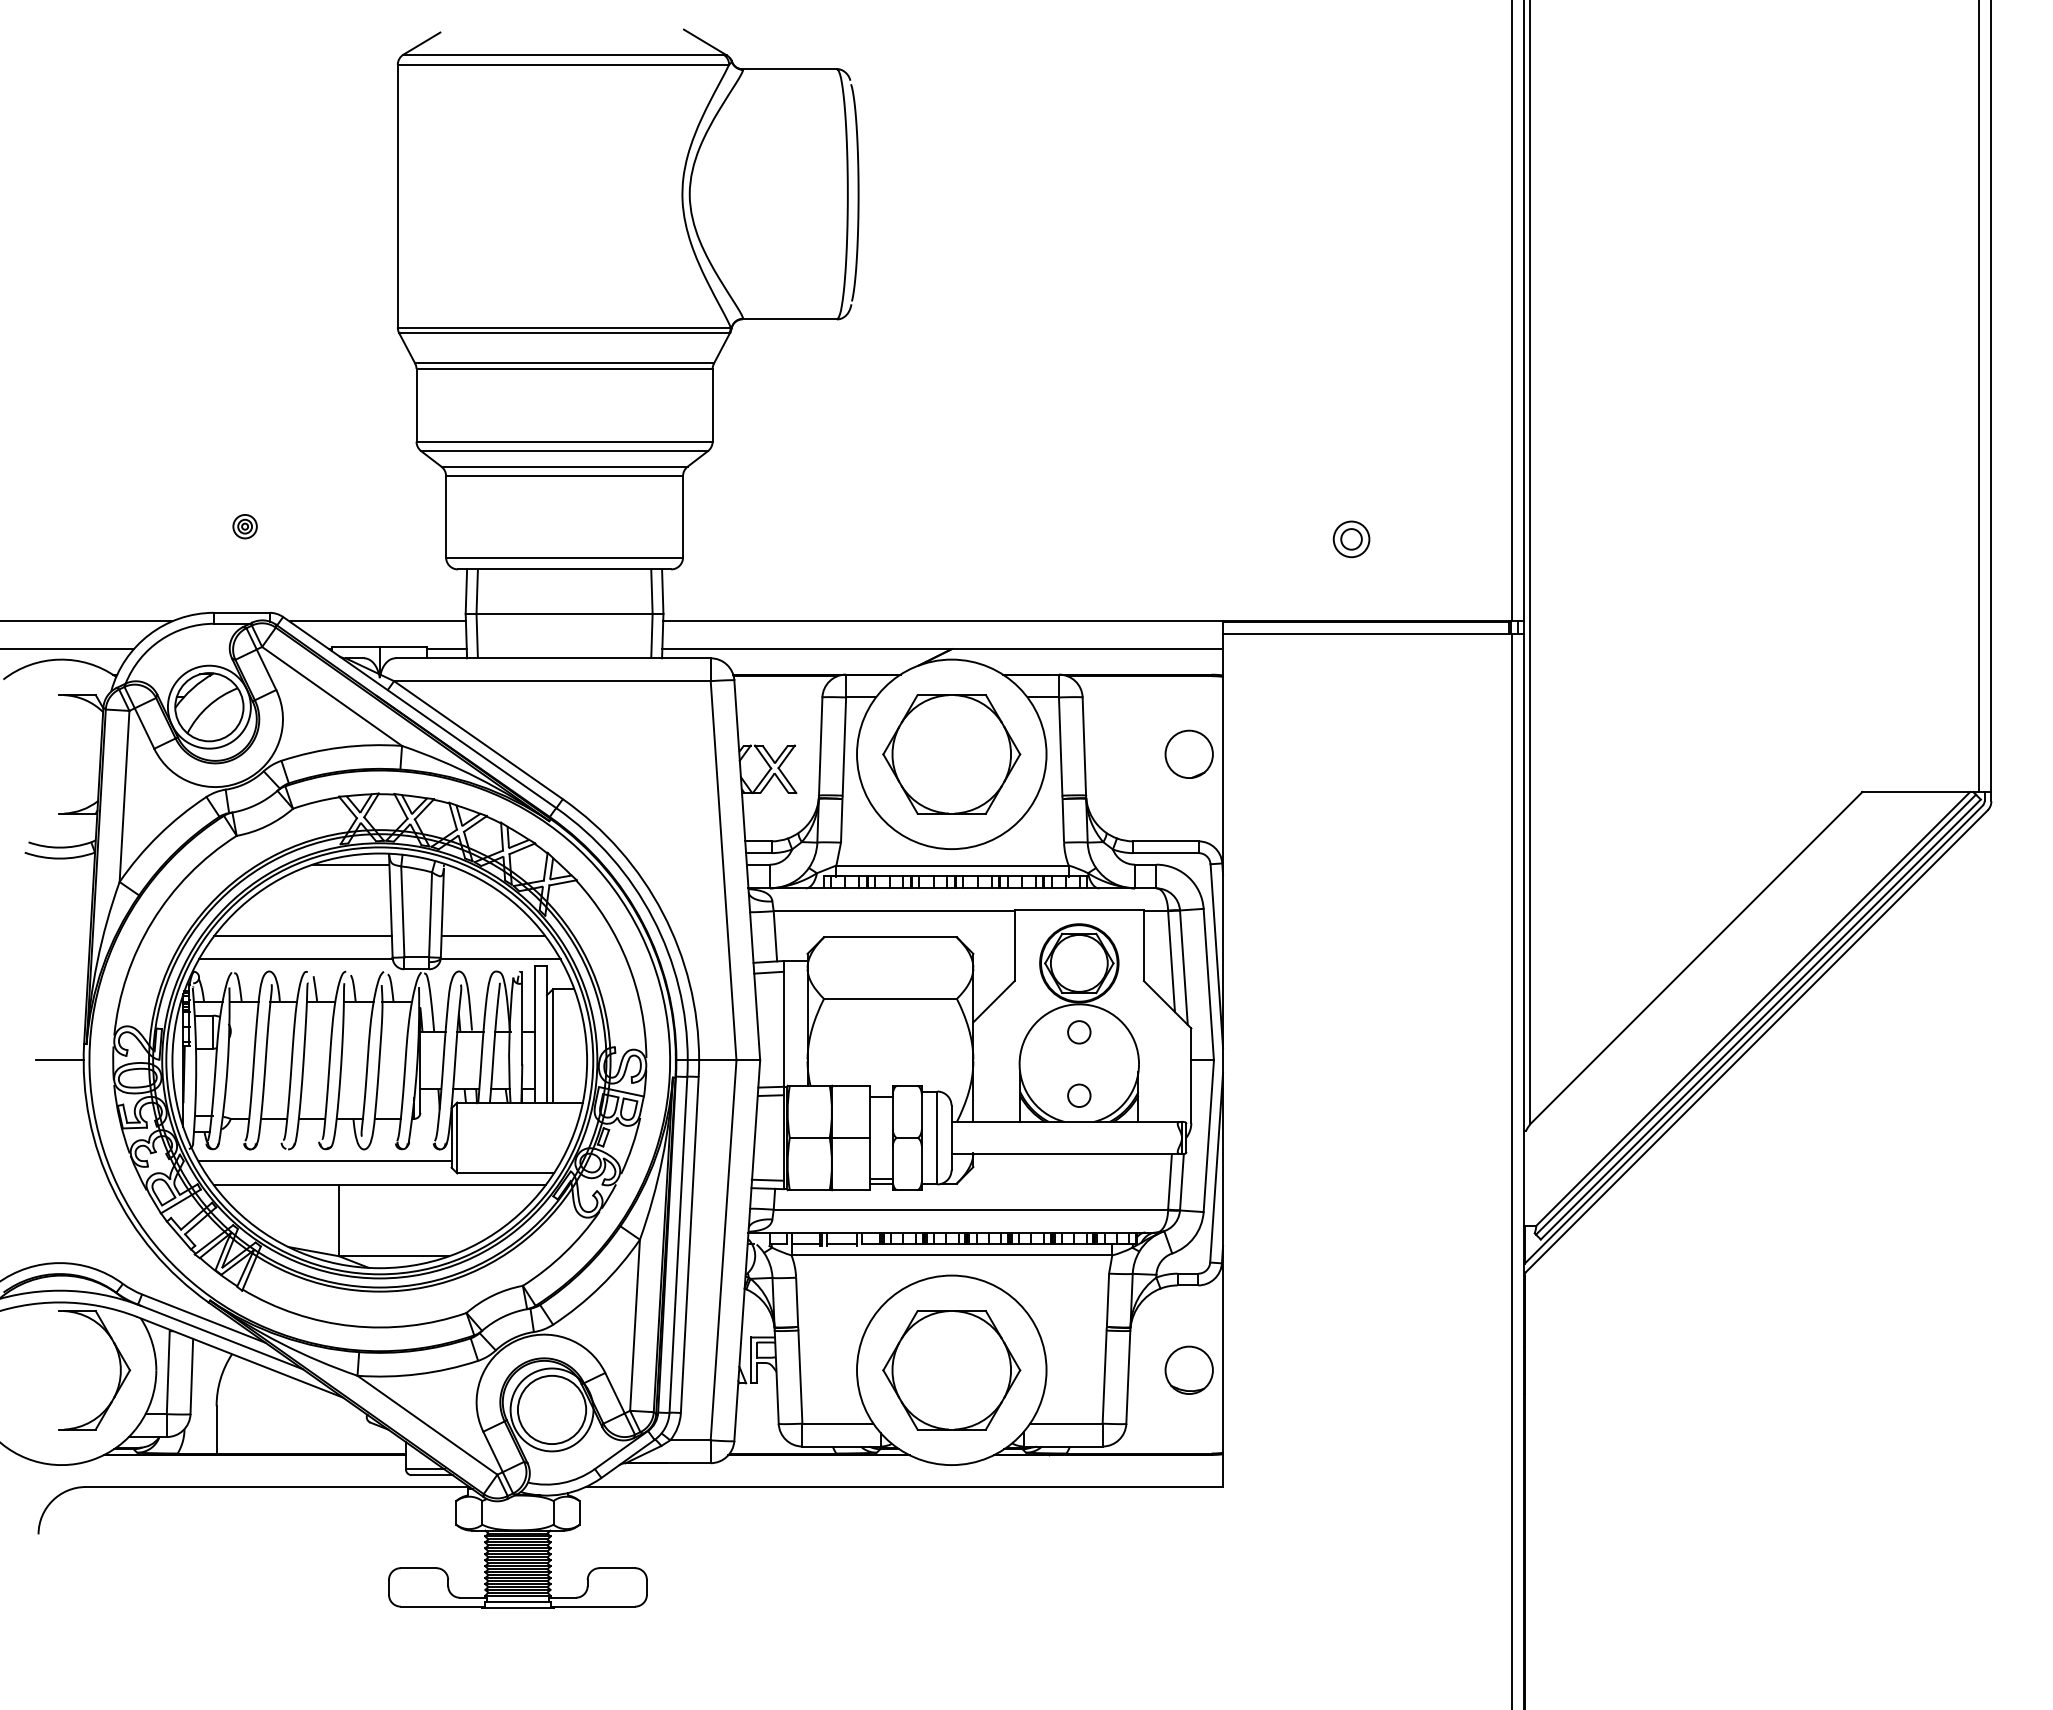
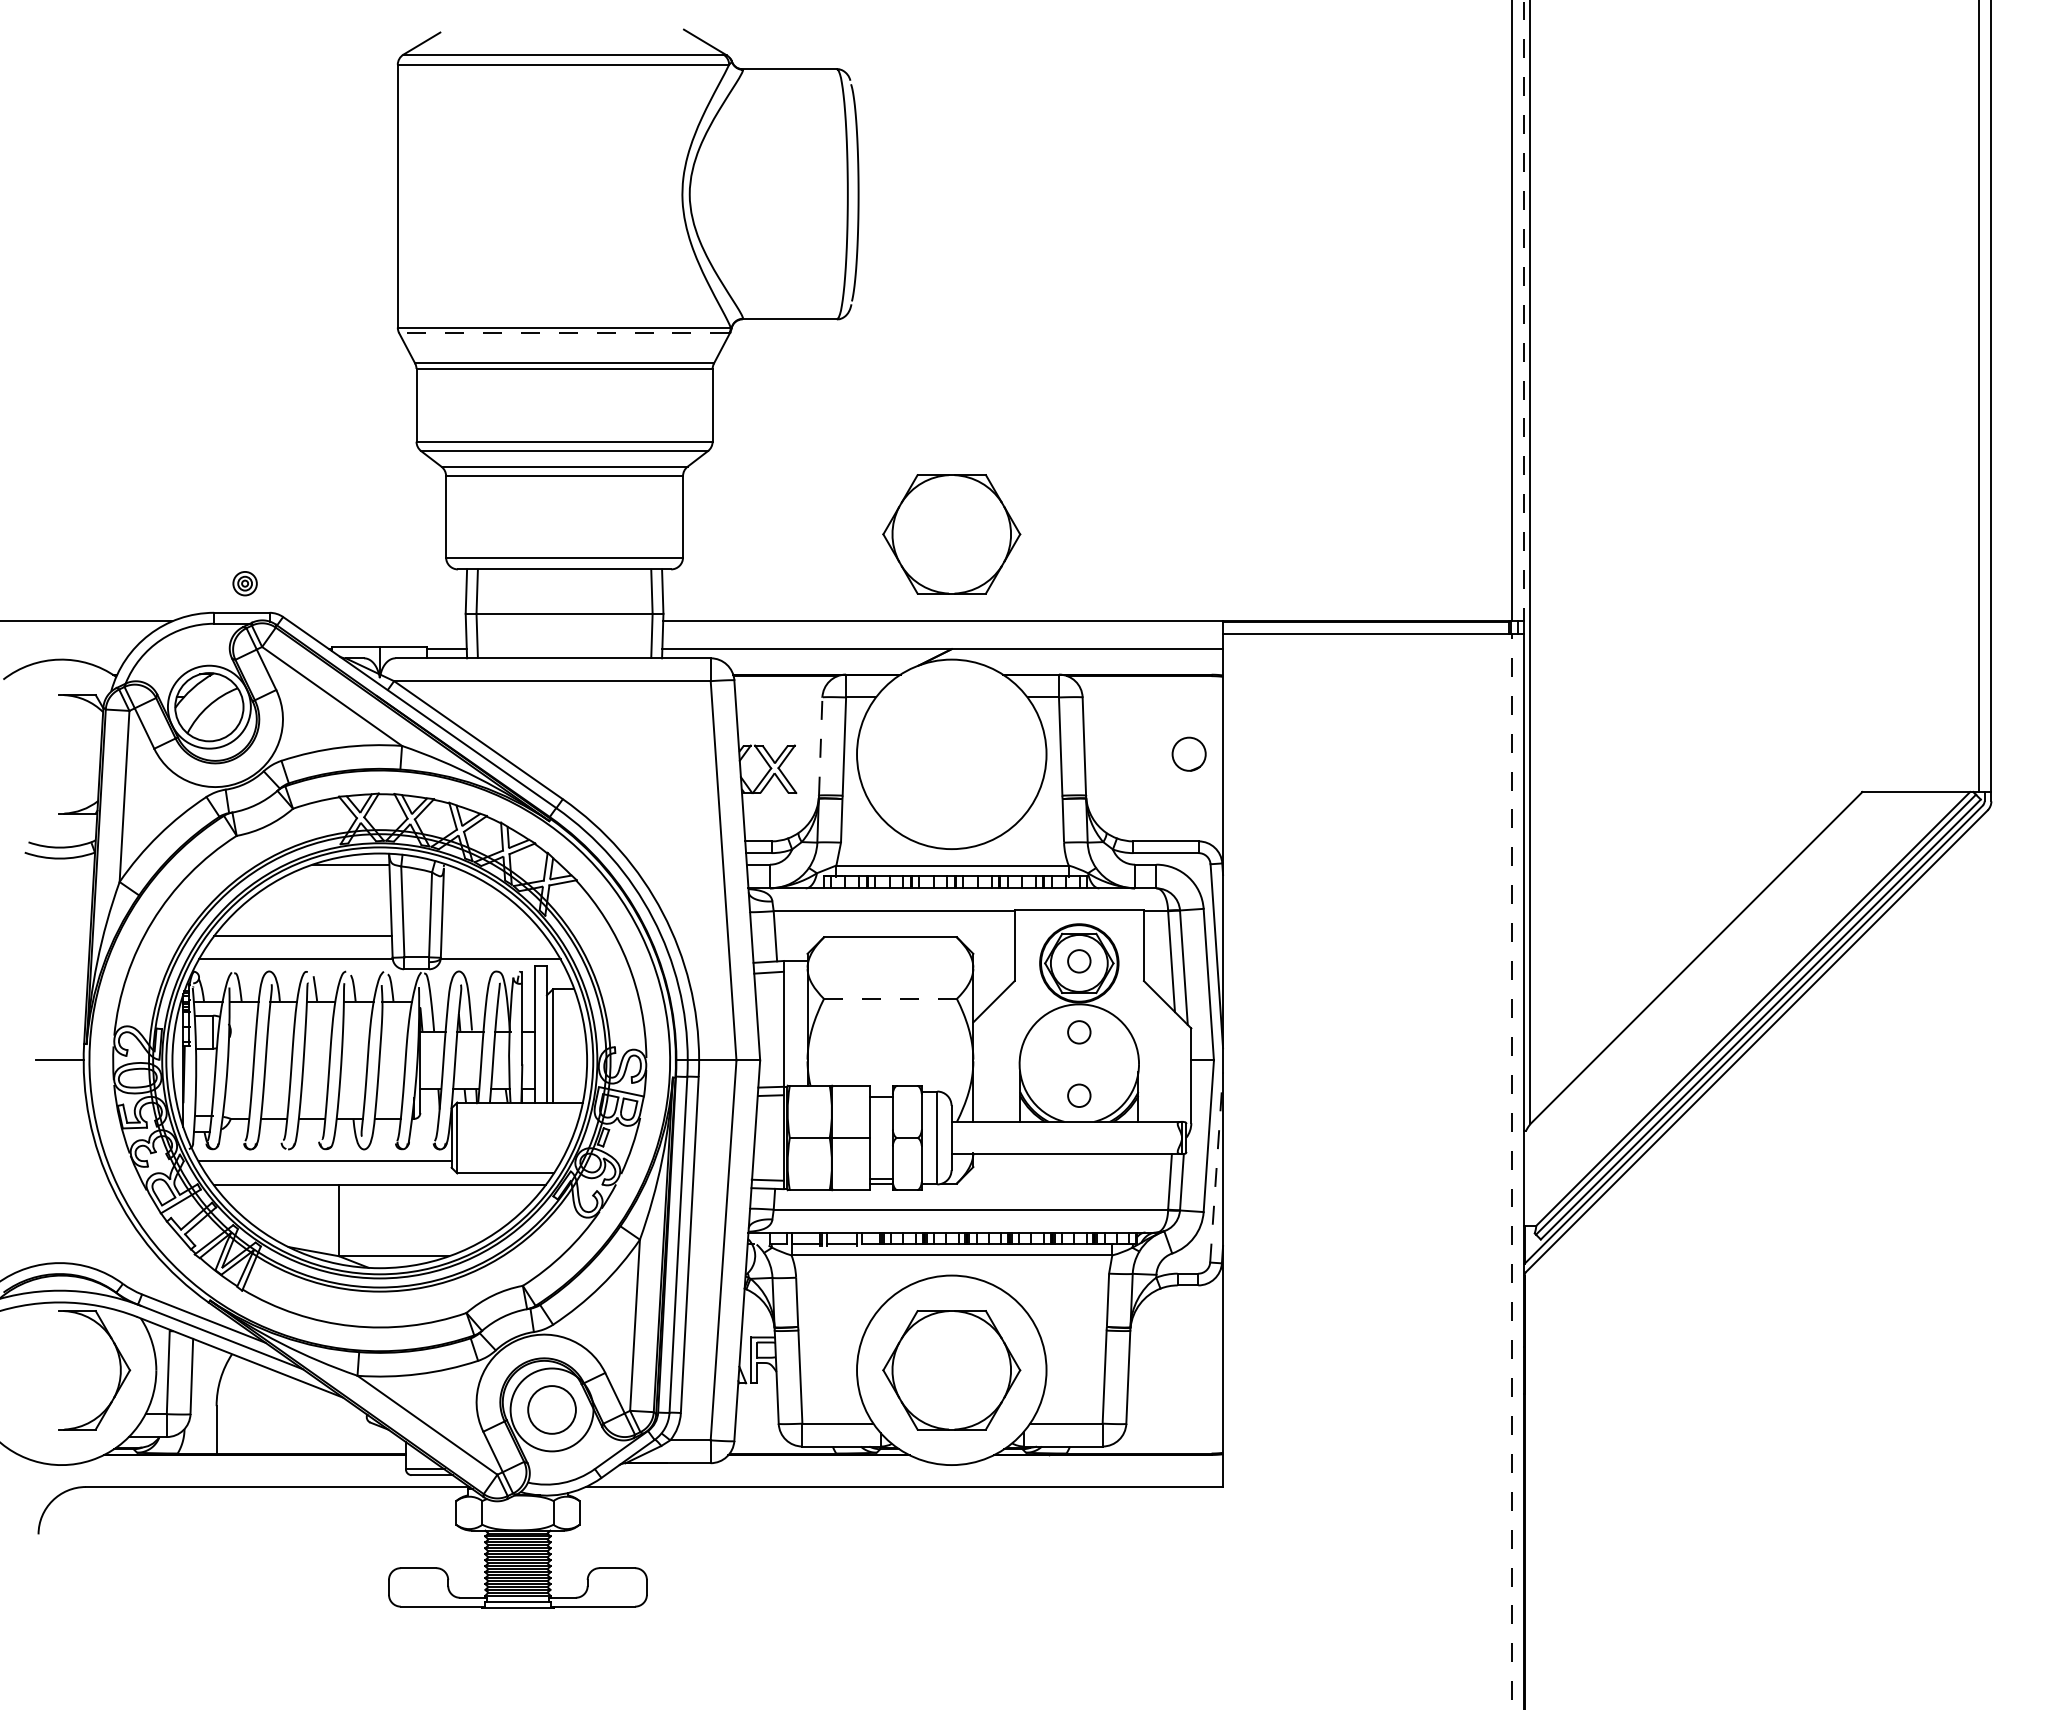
line: solid -> dashed (1524, 311)
line: solid -> dashed (563, 333)
part position: (244, 526) -> (244, 583) (244, 583)
part: present -> none (1351, 539)
line: present -> none (377, 621)
line: present -> none (67, 649)
line: solid -> dashed (820, 746)
circle size: 50x50 px -> 36x36 px (1188, 753)
part position: (951, 754) -> (951, 534) (951, 534)
line: present -> none (493, 935)
circle: none -> present (1079, 961)
line: solid -> dashed (890, 998)
line: solid -> dashed (1216, 1167)
line: solid -> dashed (1511, 1171)
part: present -> none (1188, 1369)
circle diameter: 68 px -> 48 px (551, 1409)
